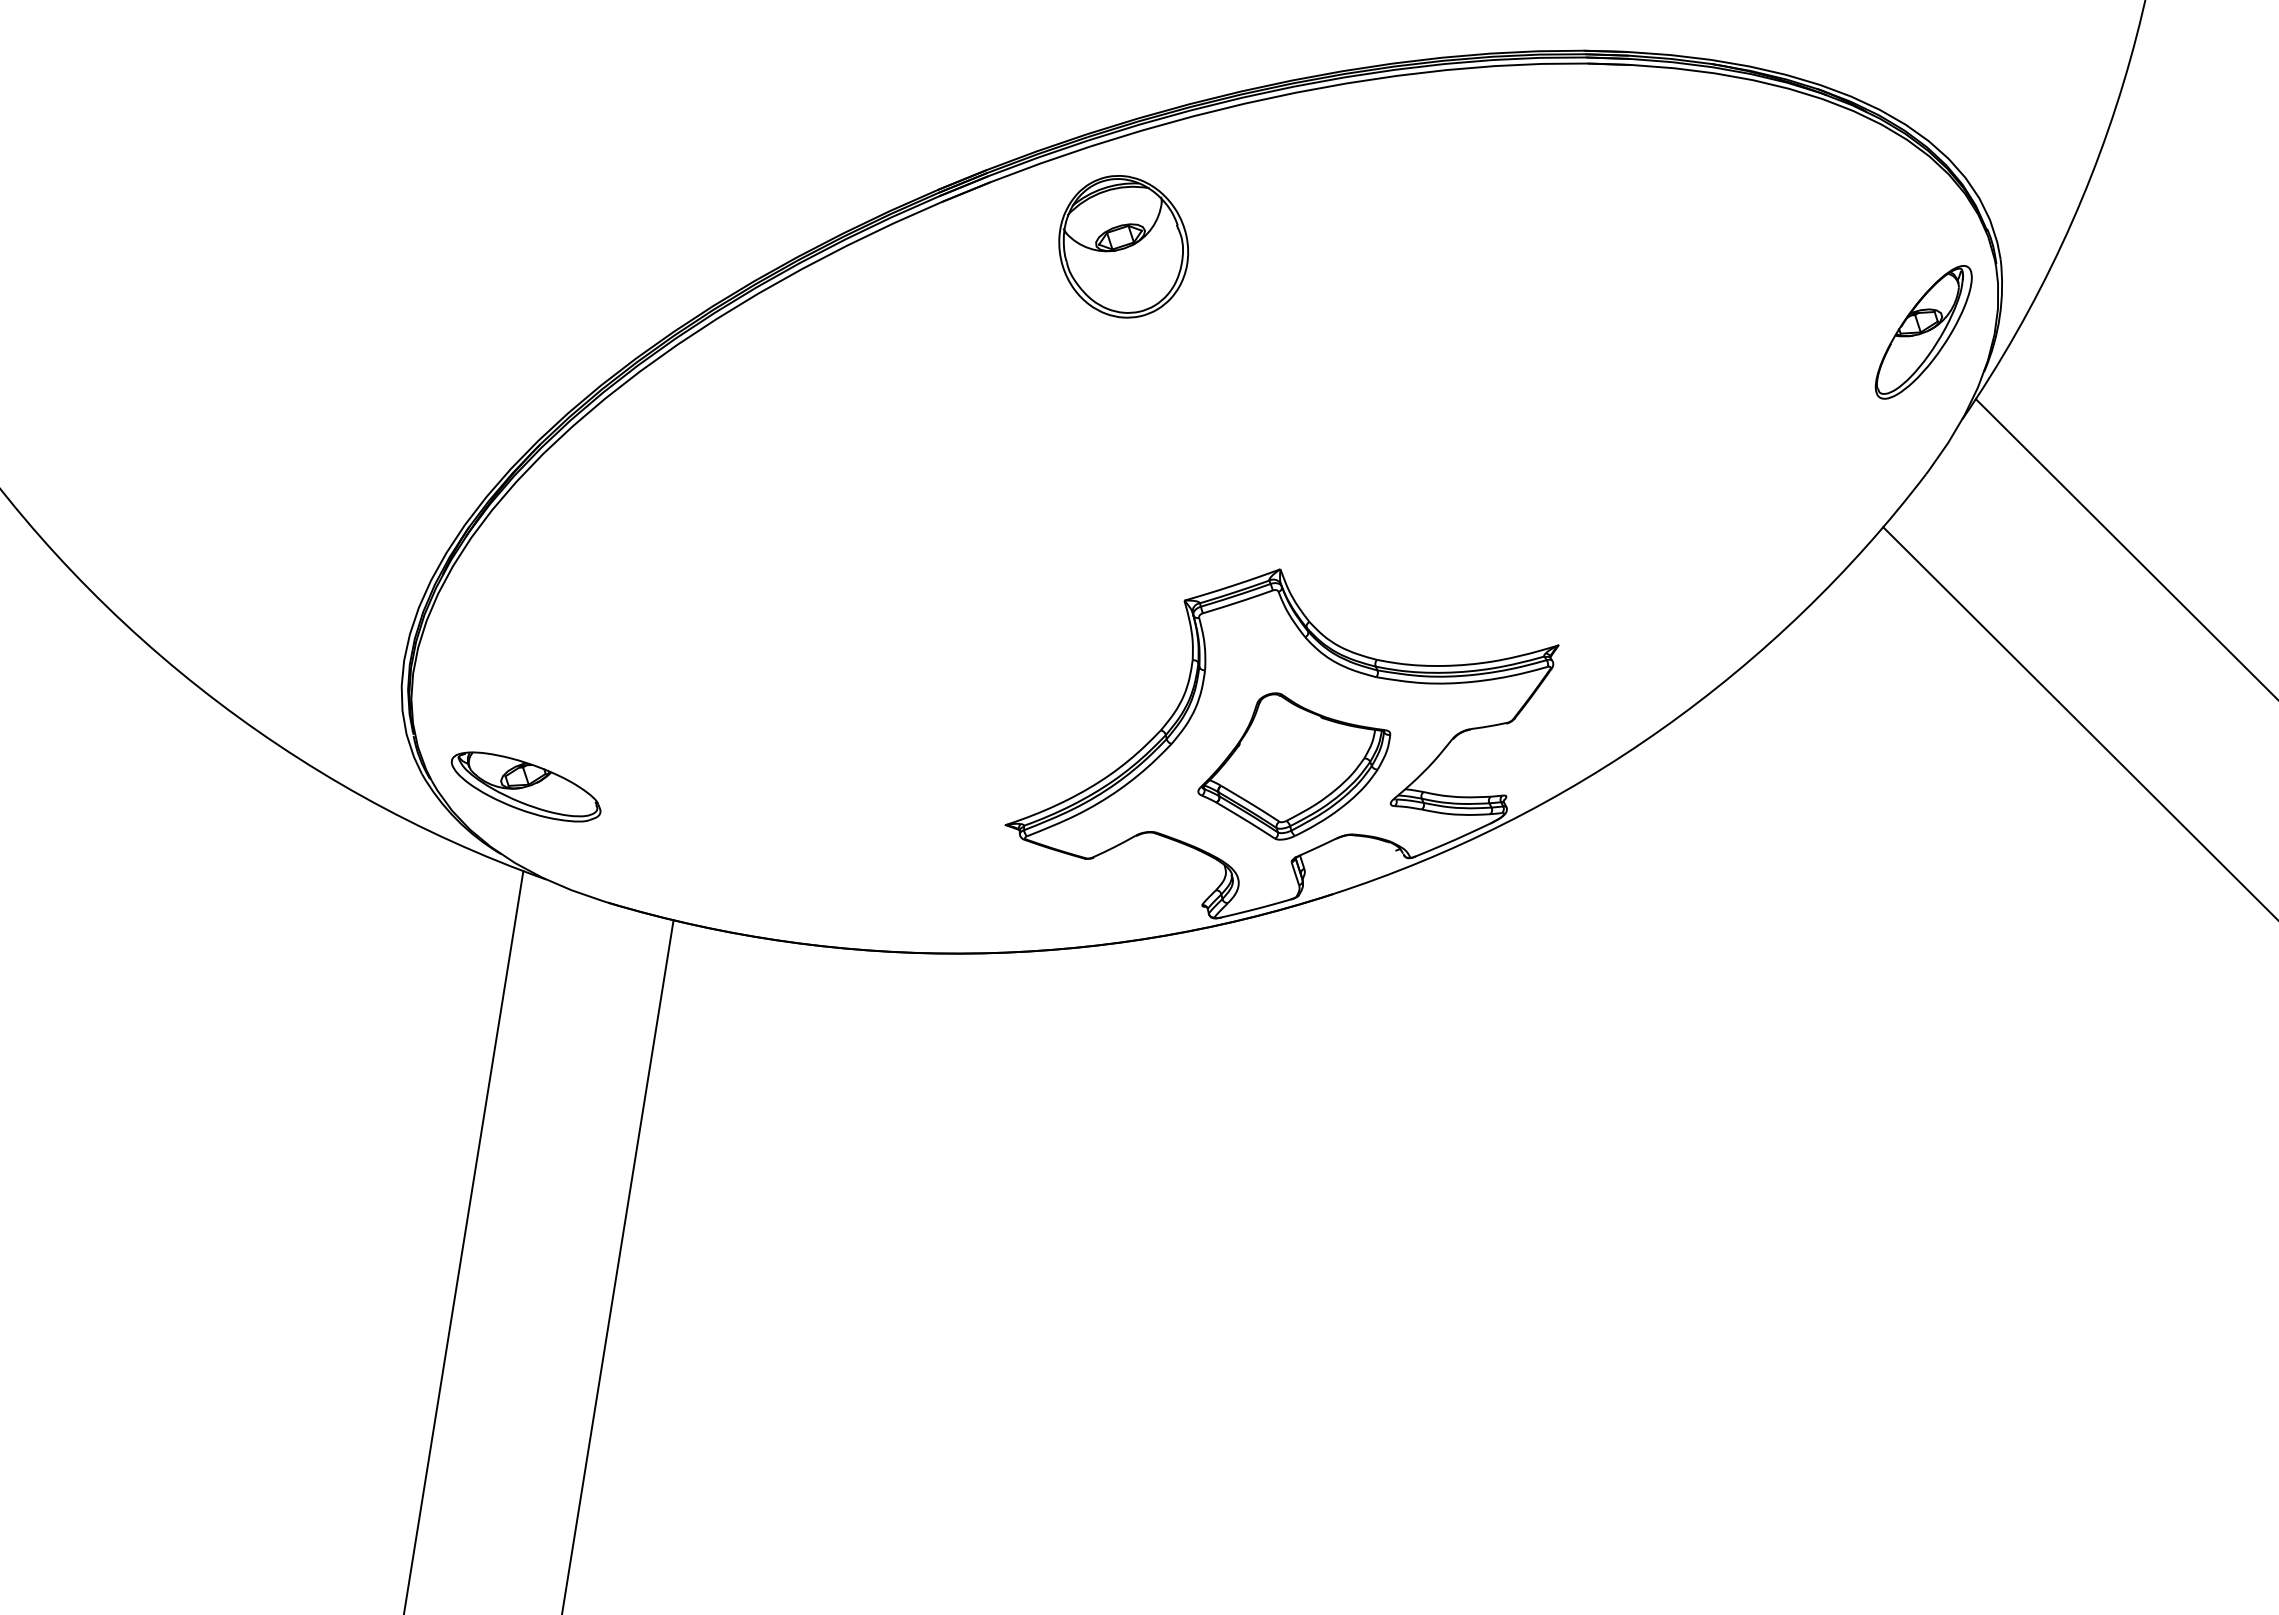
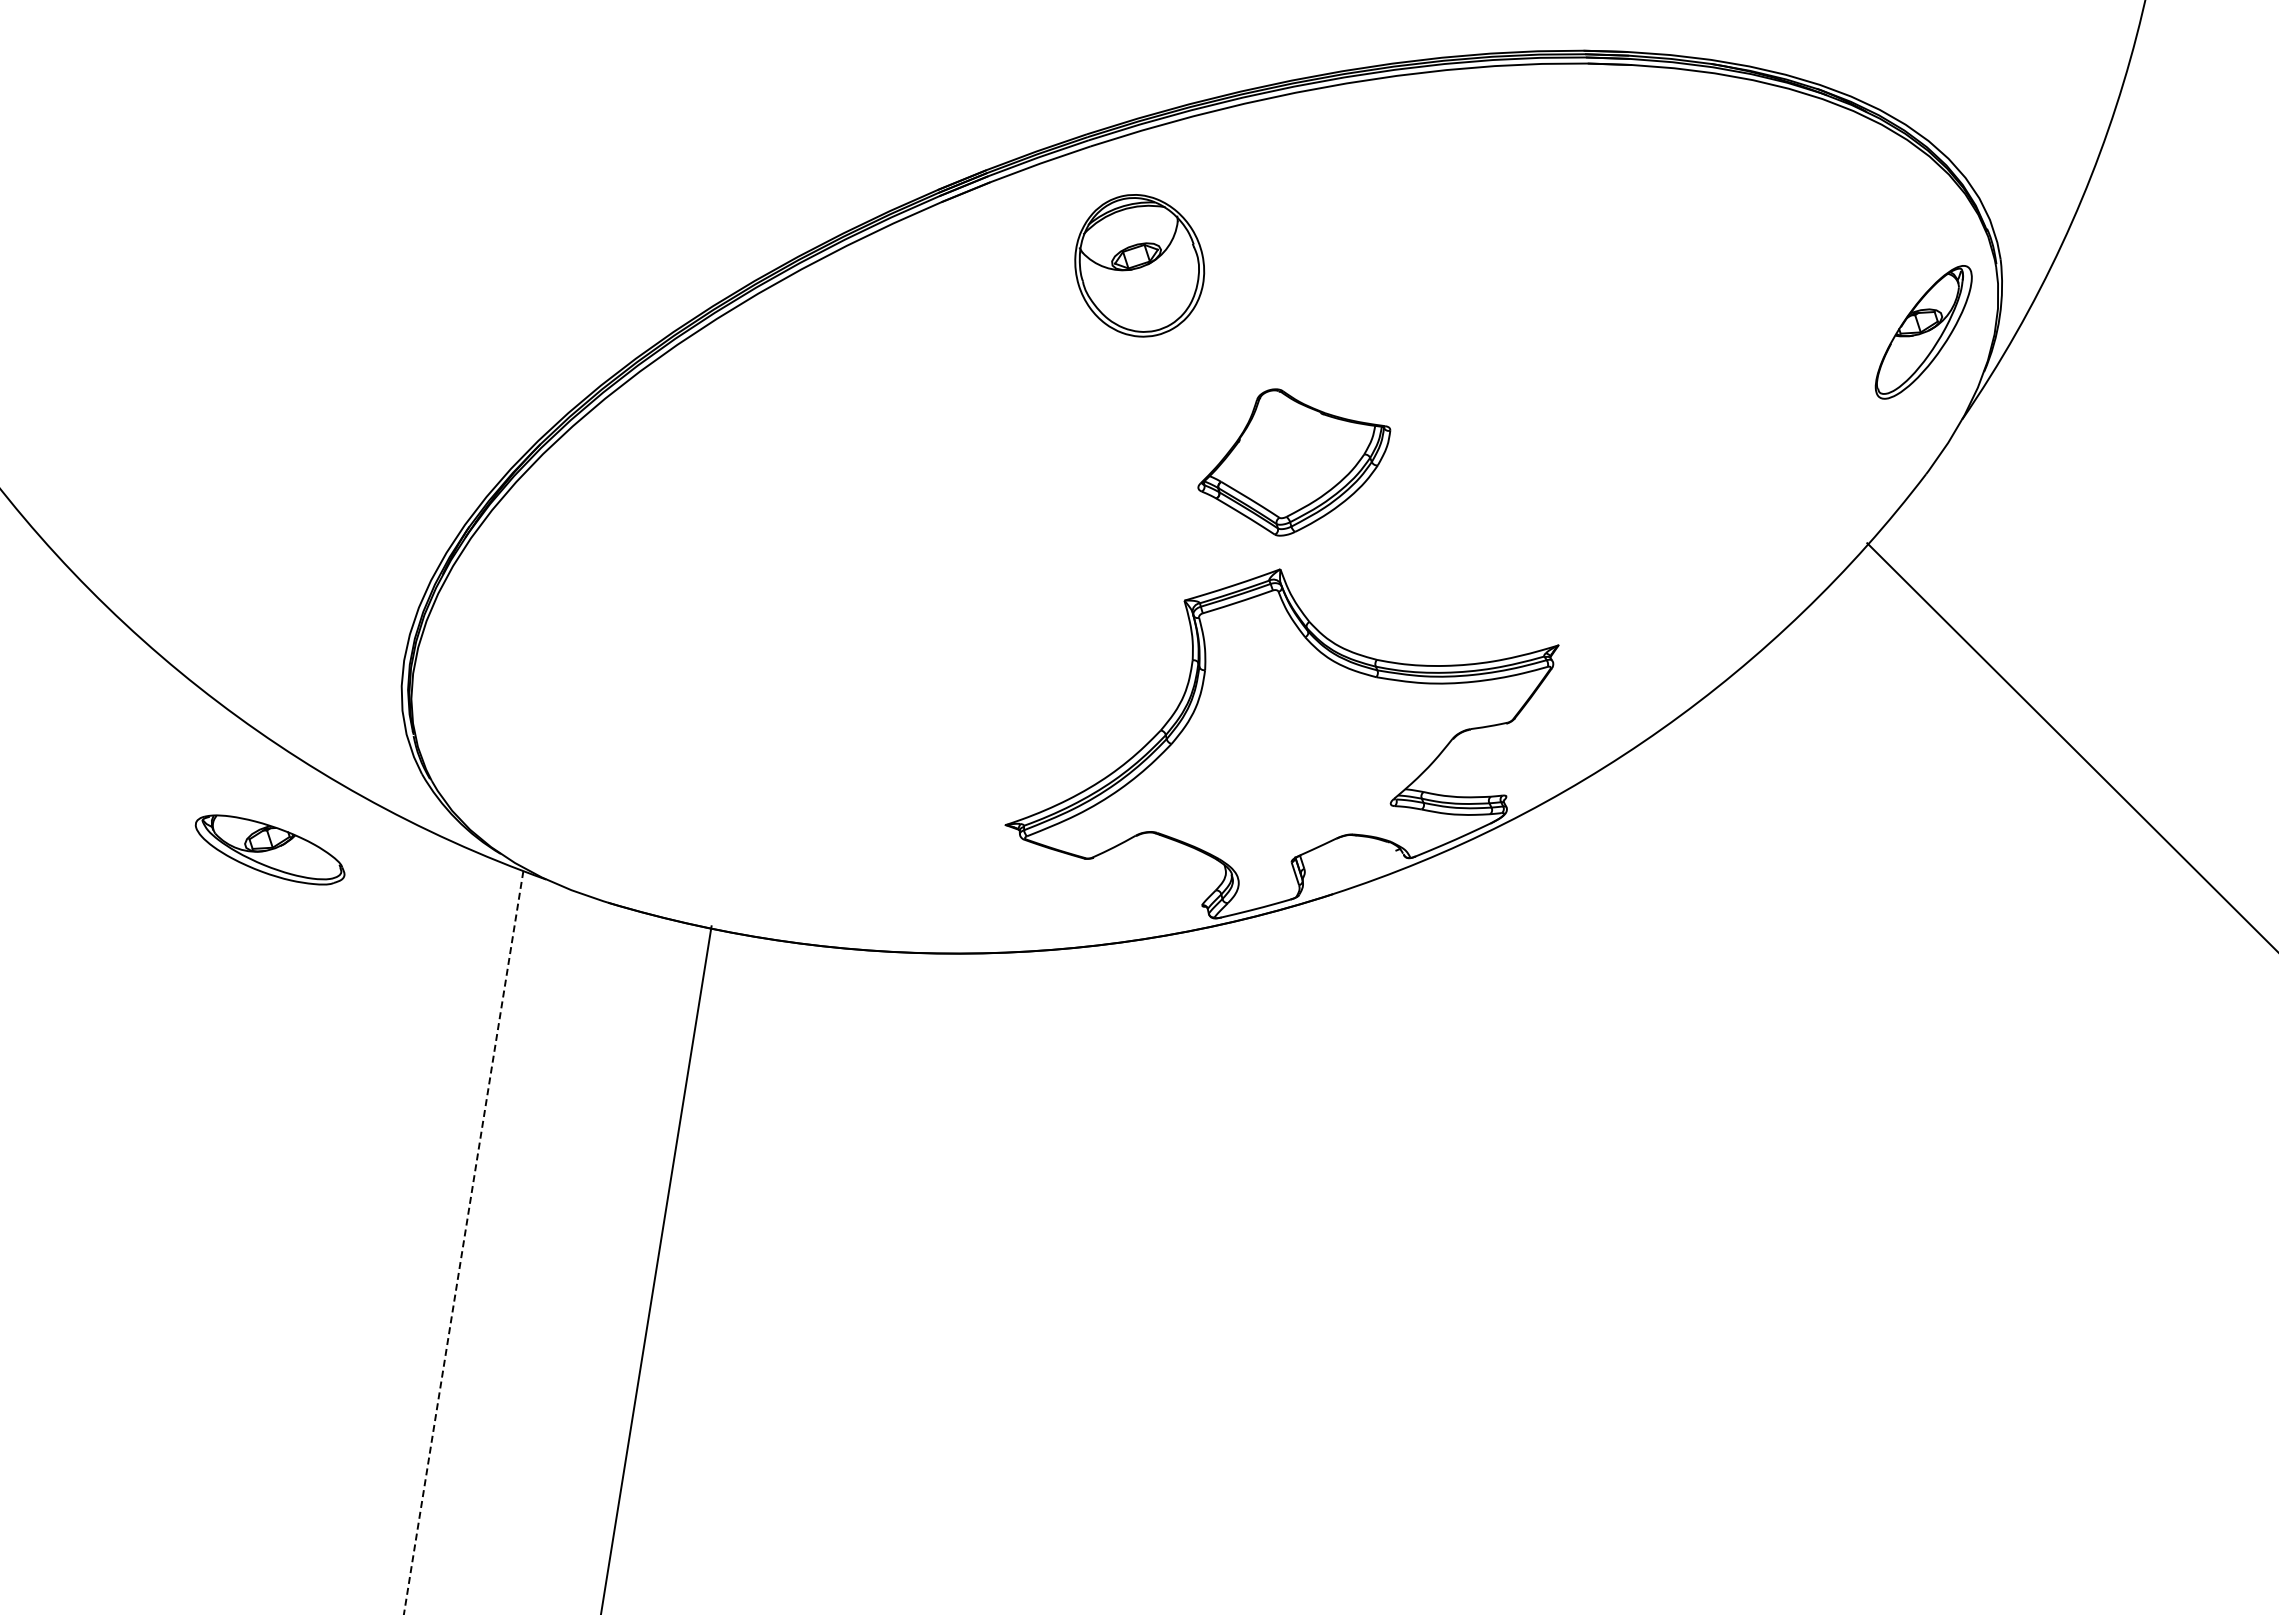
part position: (1123, 246) -> (1139, 265) (1139, 265)
line: present -> none (2125, 548)
line position: (2079, 722) -> (2071, 746) (2071, 746)
part position: (1294, 766) -> (1294, 462) (1294, 462)
part position: (525, 786) -> (269, 849) (269, 849)
line: solid -> dashed (463, 1243)
line position: (617, 1265) -> (656, 1268) (656, 1268)
